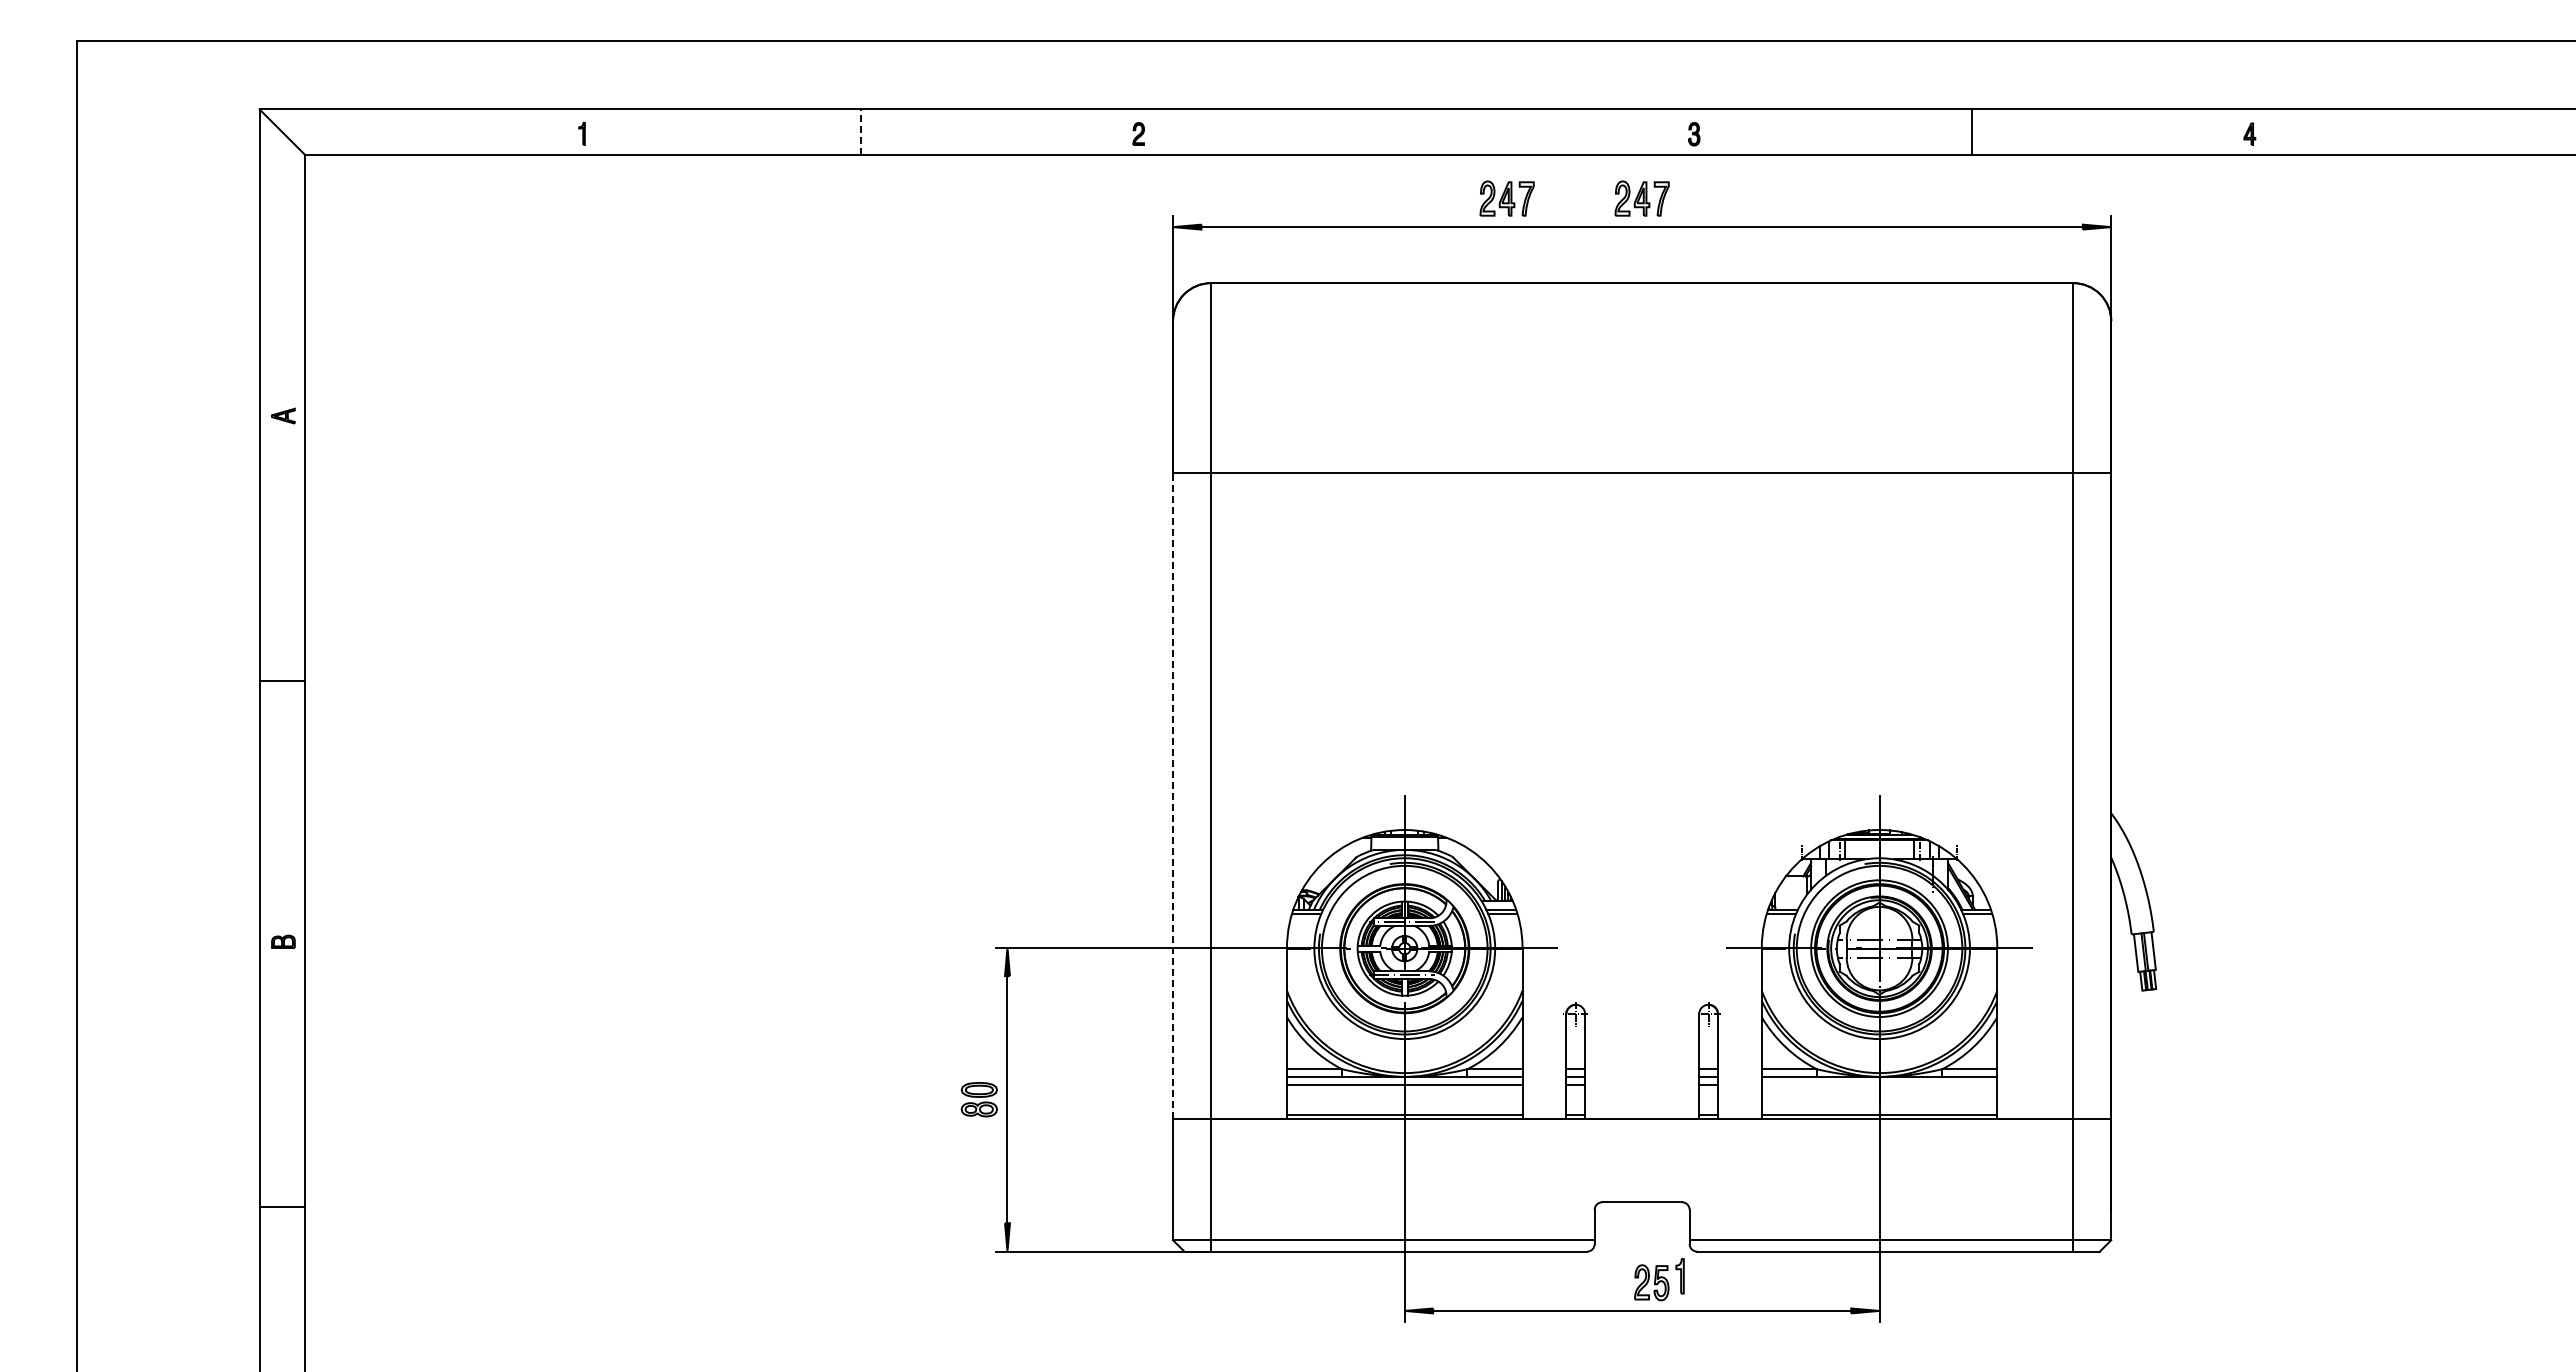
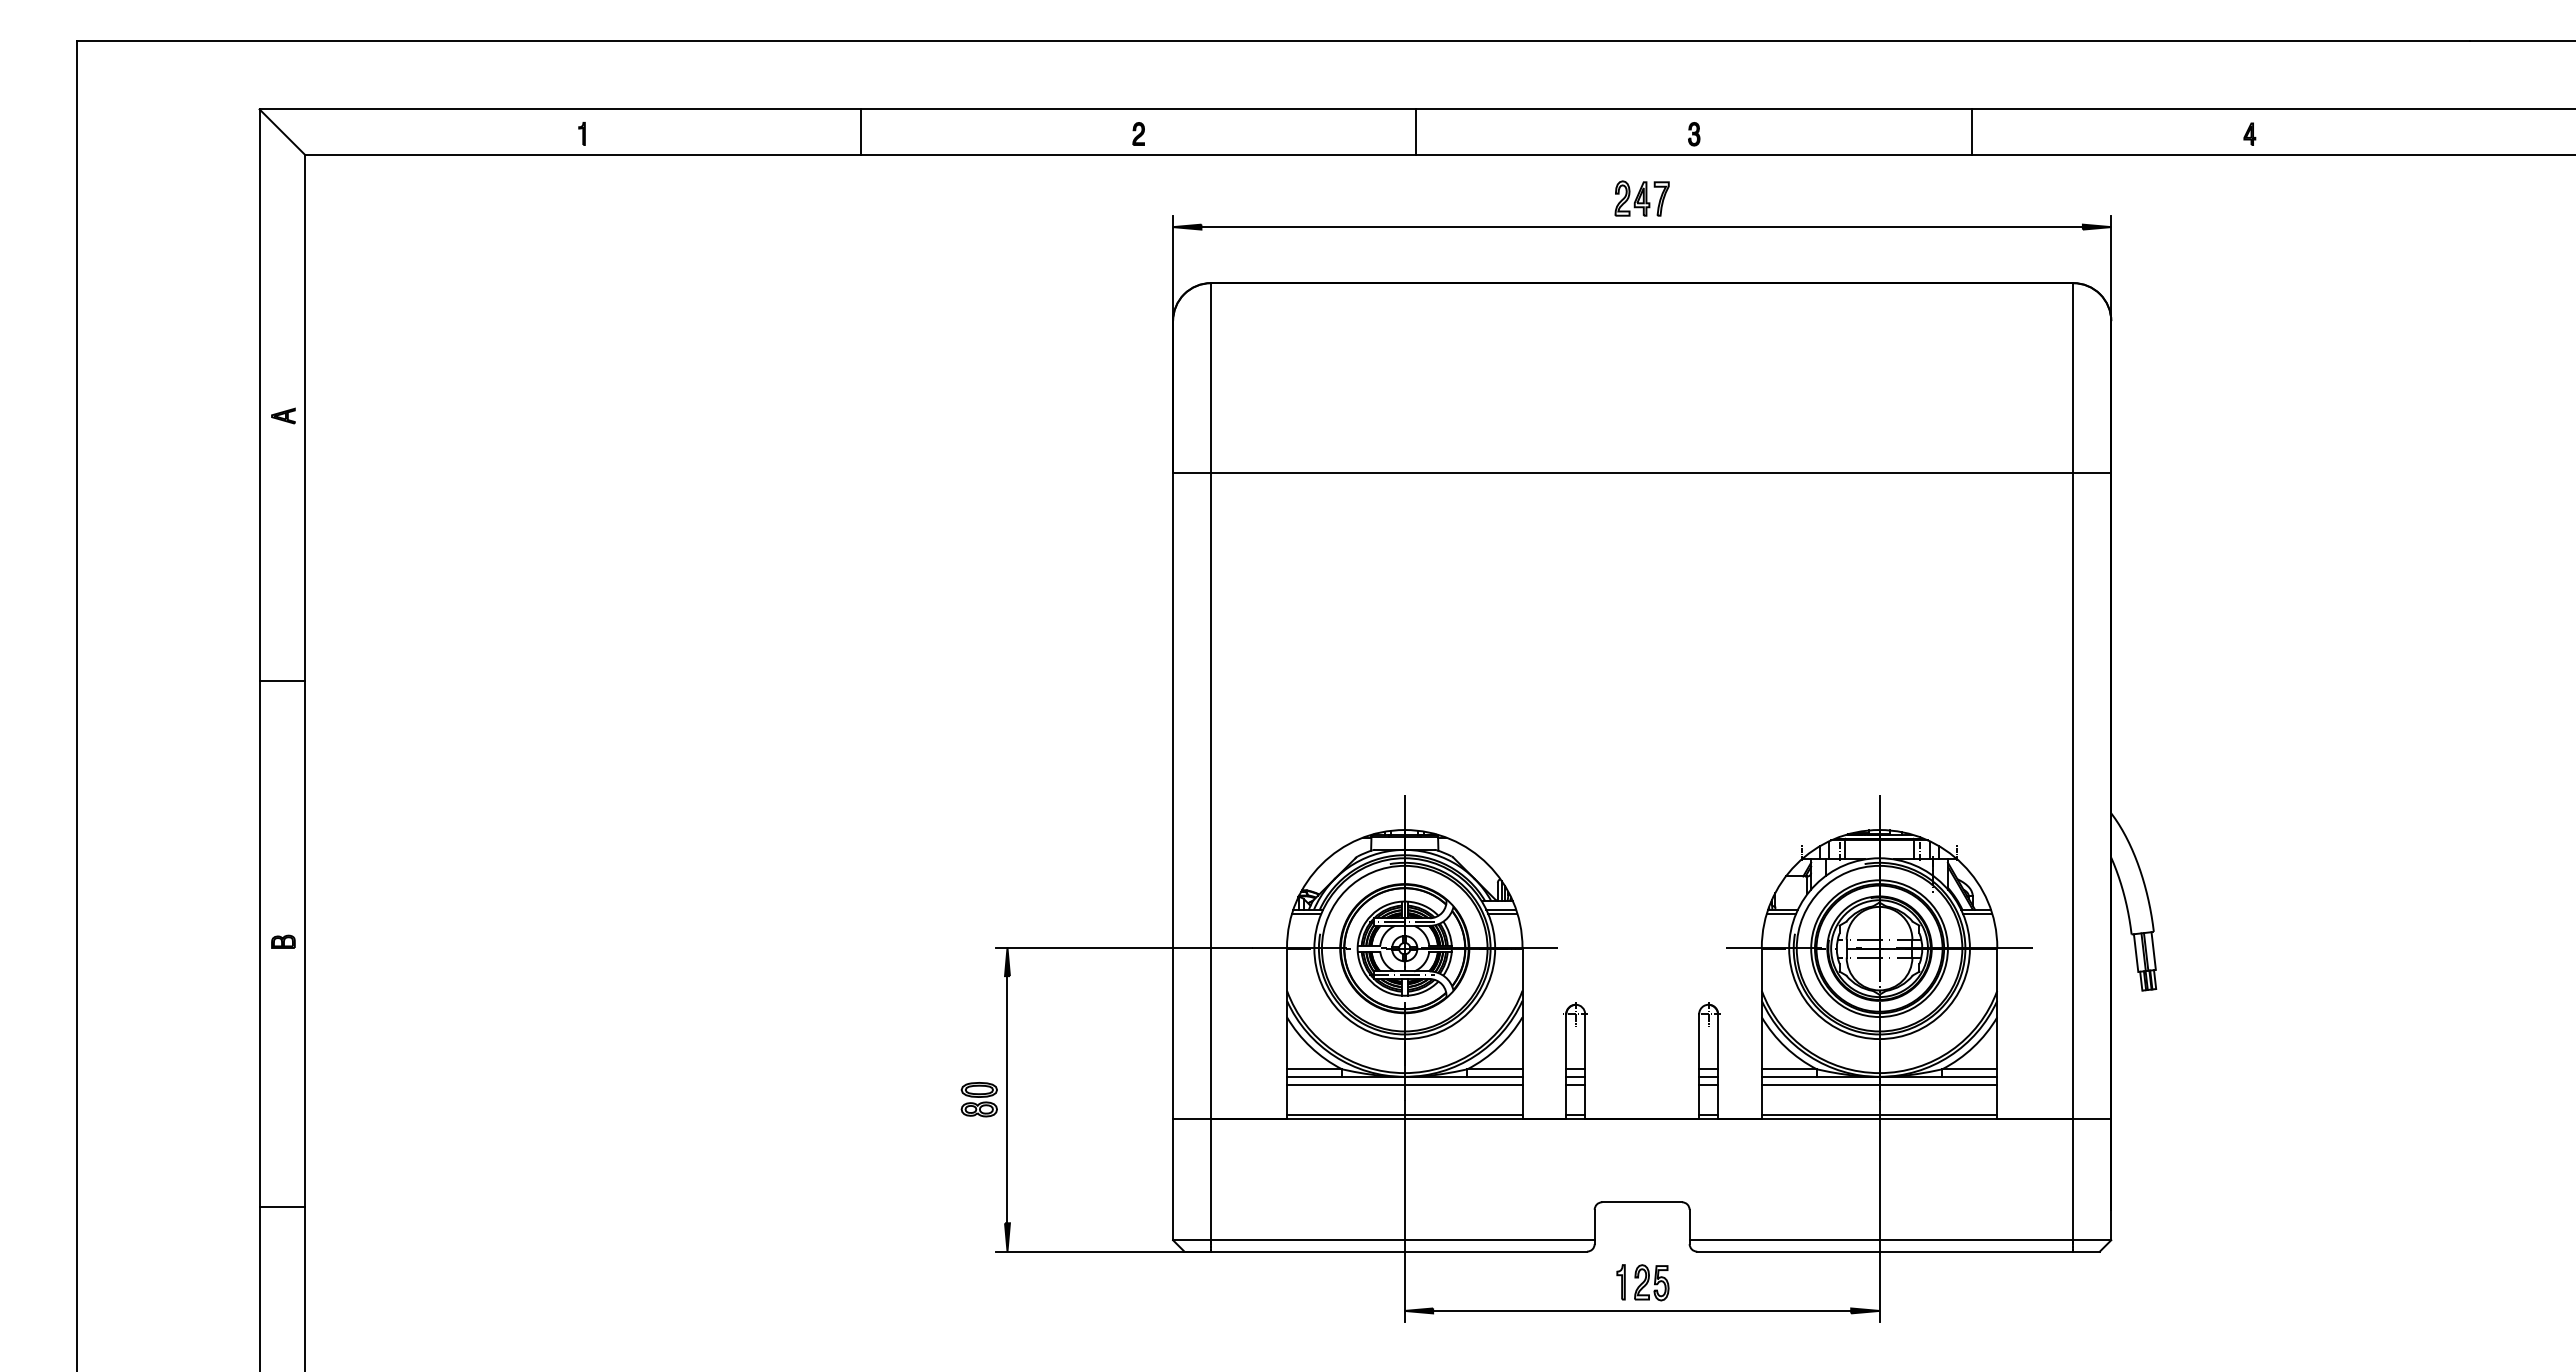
line: none -> present (1416, 131)
line: dashed -> solid (860, 132)
part: present -> none (1506, 198)
line: dashed -> solid (1173, 795)
line: none -> present (1879, 1084)
part position: (1679, 1276) -> (1620, 1282) (1620, 1282)
